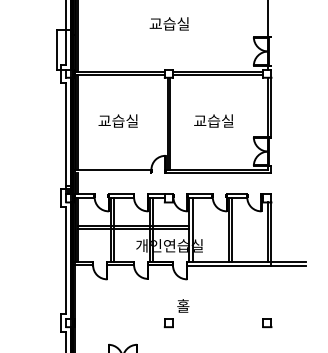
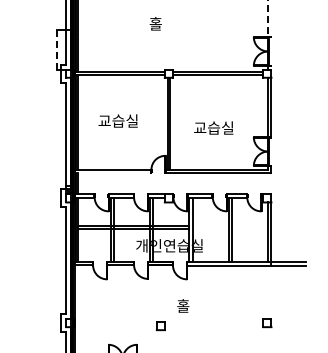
line: solid -> dashed (268, 19)
text: 교습실 -> 홀 (168, 23)
line: solid -> dashed (56, 49)
text position: (213, 120) -> (213, 127) (213, 127)
part position: (168, 323) -> (160, 326) (160, 326)
